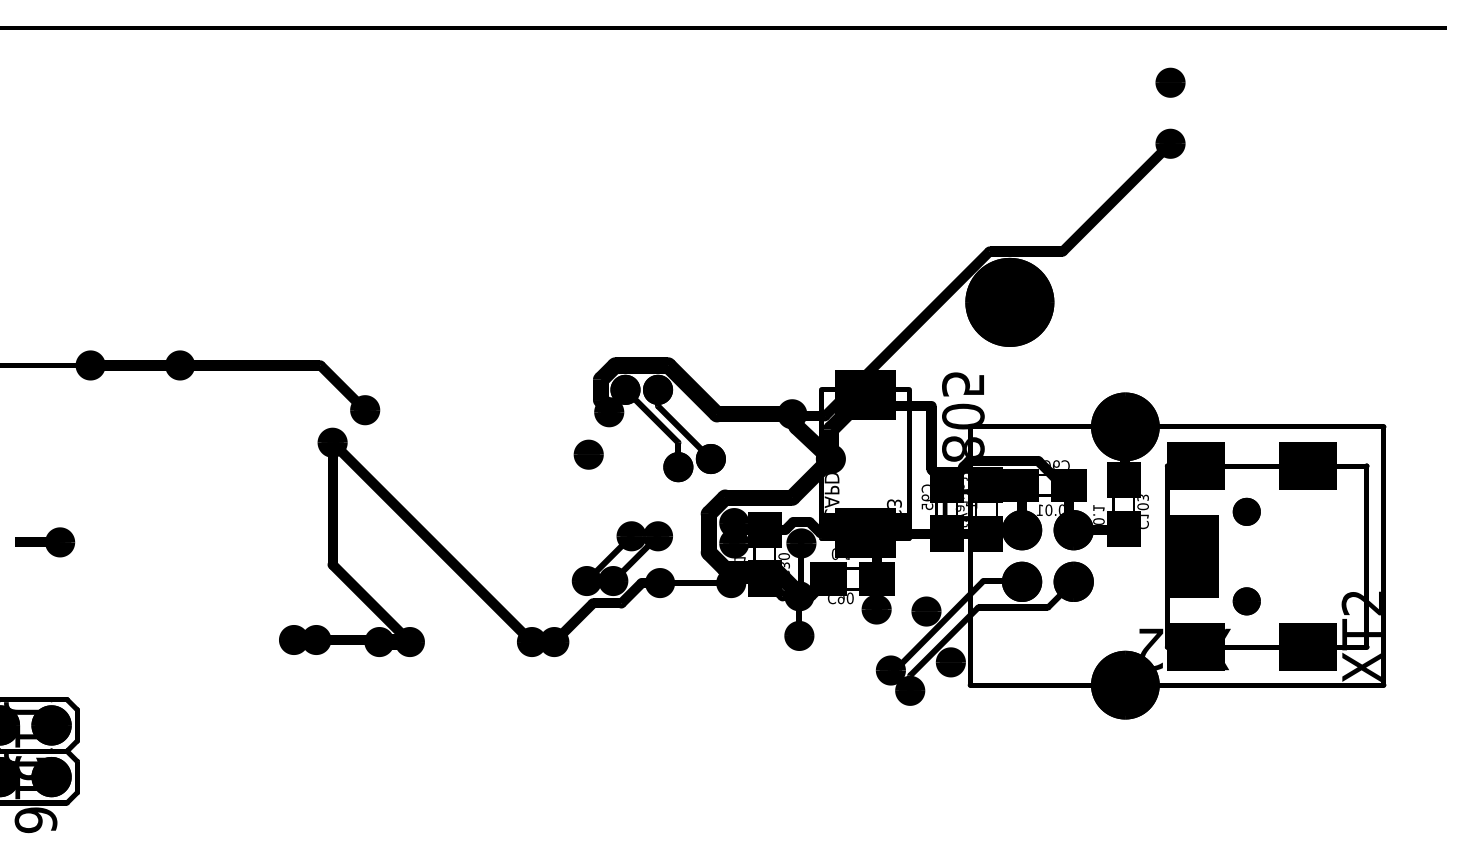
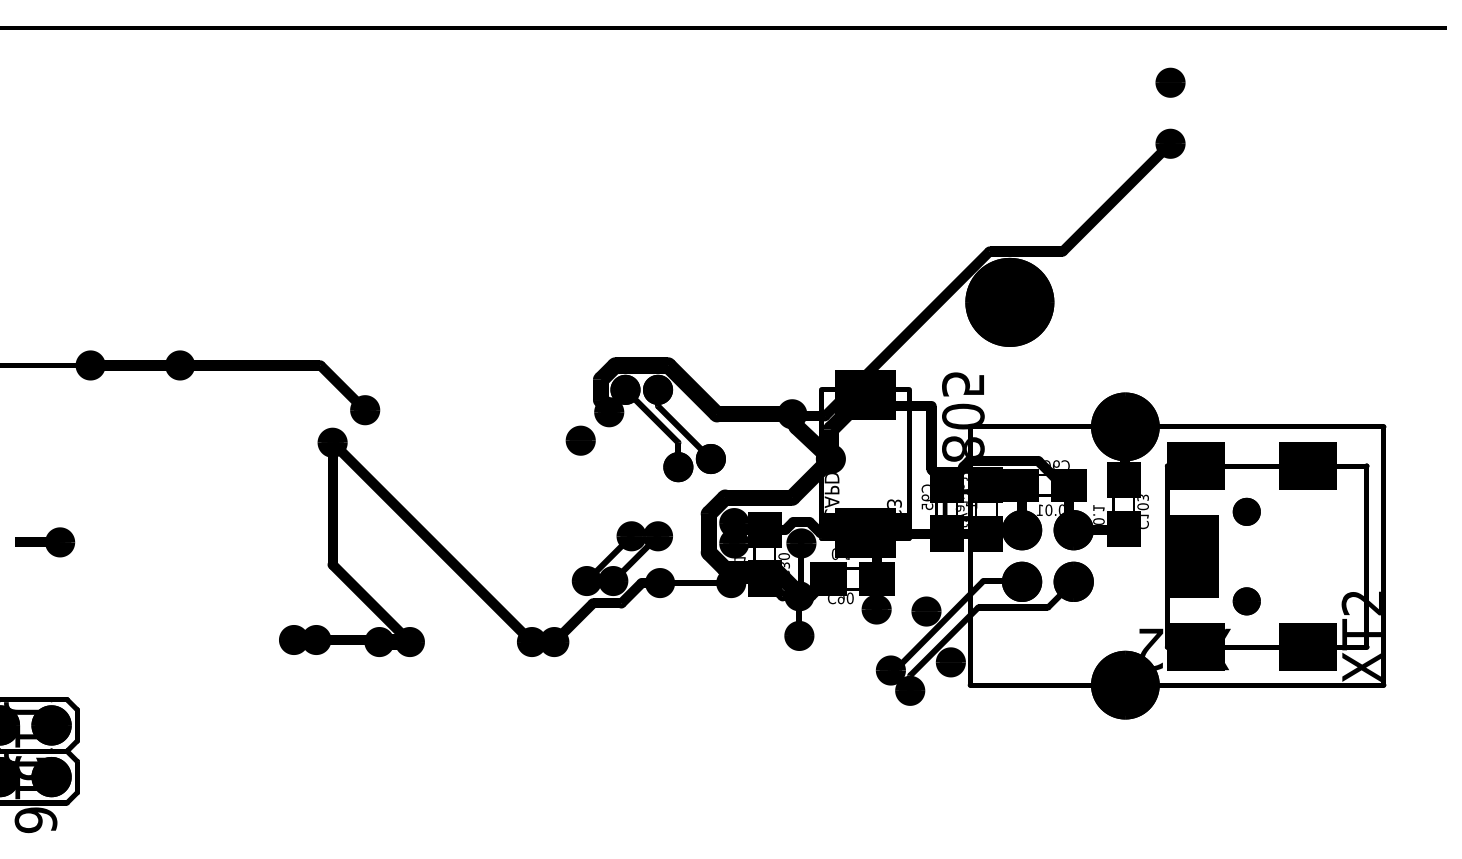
part position: (588, 454) -> (580, 440) (580, 440)
